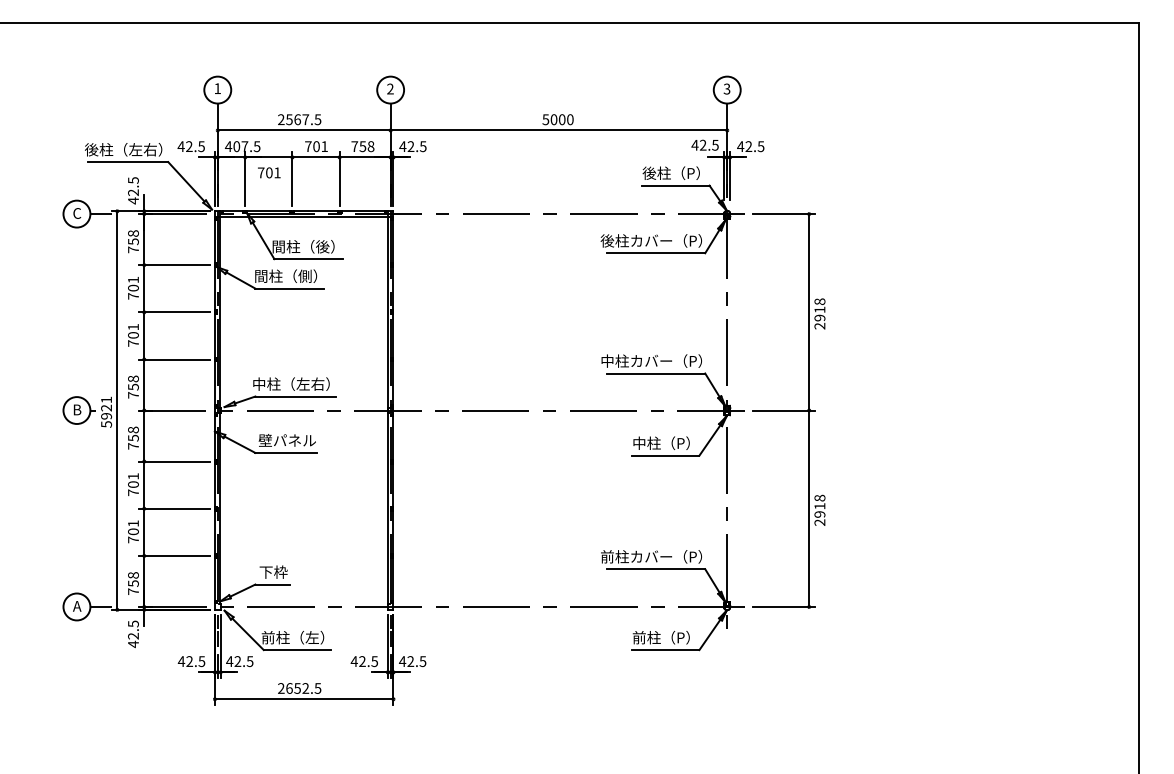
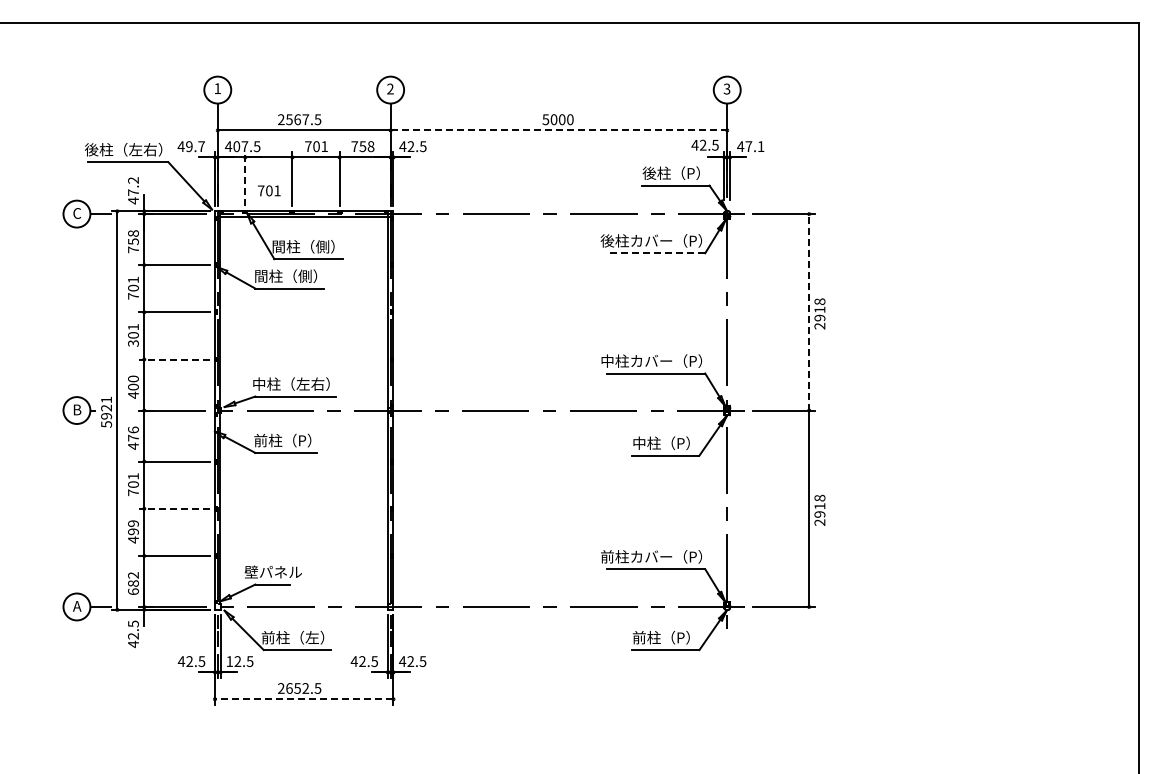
line: solid -> dashed (559, 130)
text: 42.5 -> 49.7 (195, 146)
text: 42.5 -> 47.1 (754, 146)
text position: (269, 172) -> (269, 190) (269, 190)
line: solid -> dashed (245, 178)
text: 42.5 -> 47.2 (133, 186)
text: 間柱（後） -> 間柱（側） (322, 246)
line: solid -> dashed (655, 253)
line: solid -> dashed (809, 311)
text: 701 -> 301 (133, 343)
line: solid -> dashed (173, 359)
text: 758 -> 400 (133, 386)
text: 758 -> 476 (133, 437)
text: 壁パネル -> 前柱（P） (284, 440)
line: solid -> dashed (173, 508)
text: 701 -> 499 (133, 531)
text: 下枠 -> 壁パネル (272, 571)
text: 758 -> 682 (133, 583)
text: 42.5 -> 12.5 (229, 661)
line: solid -> dashed (303, 699)
